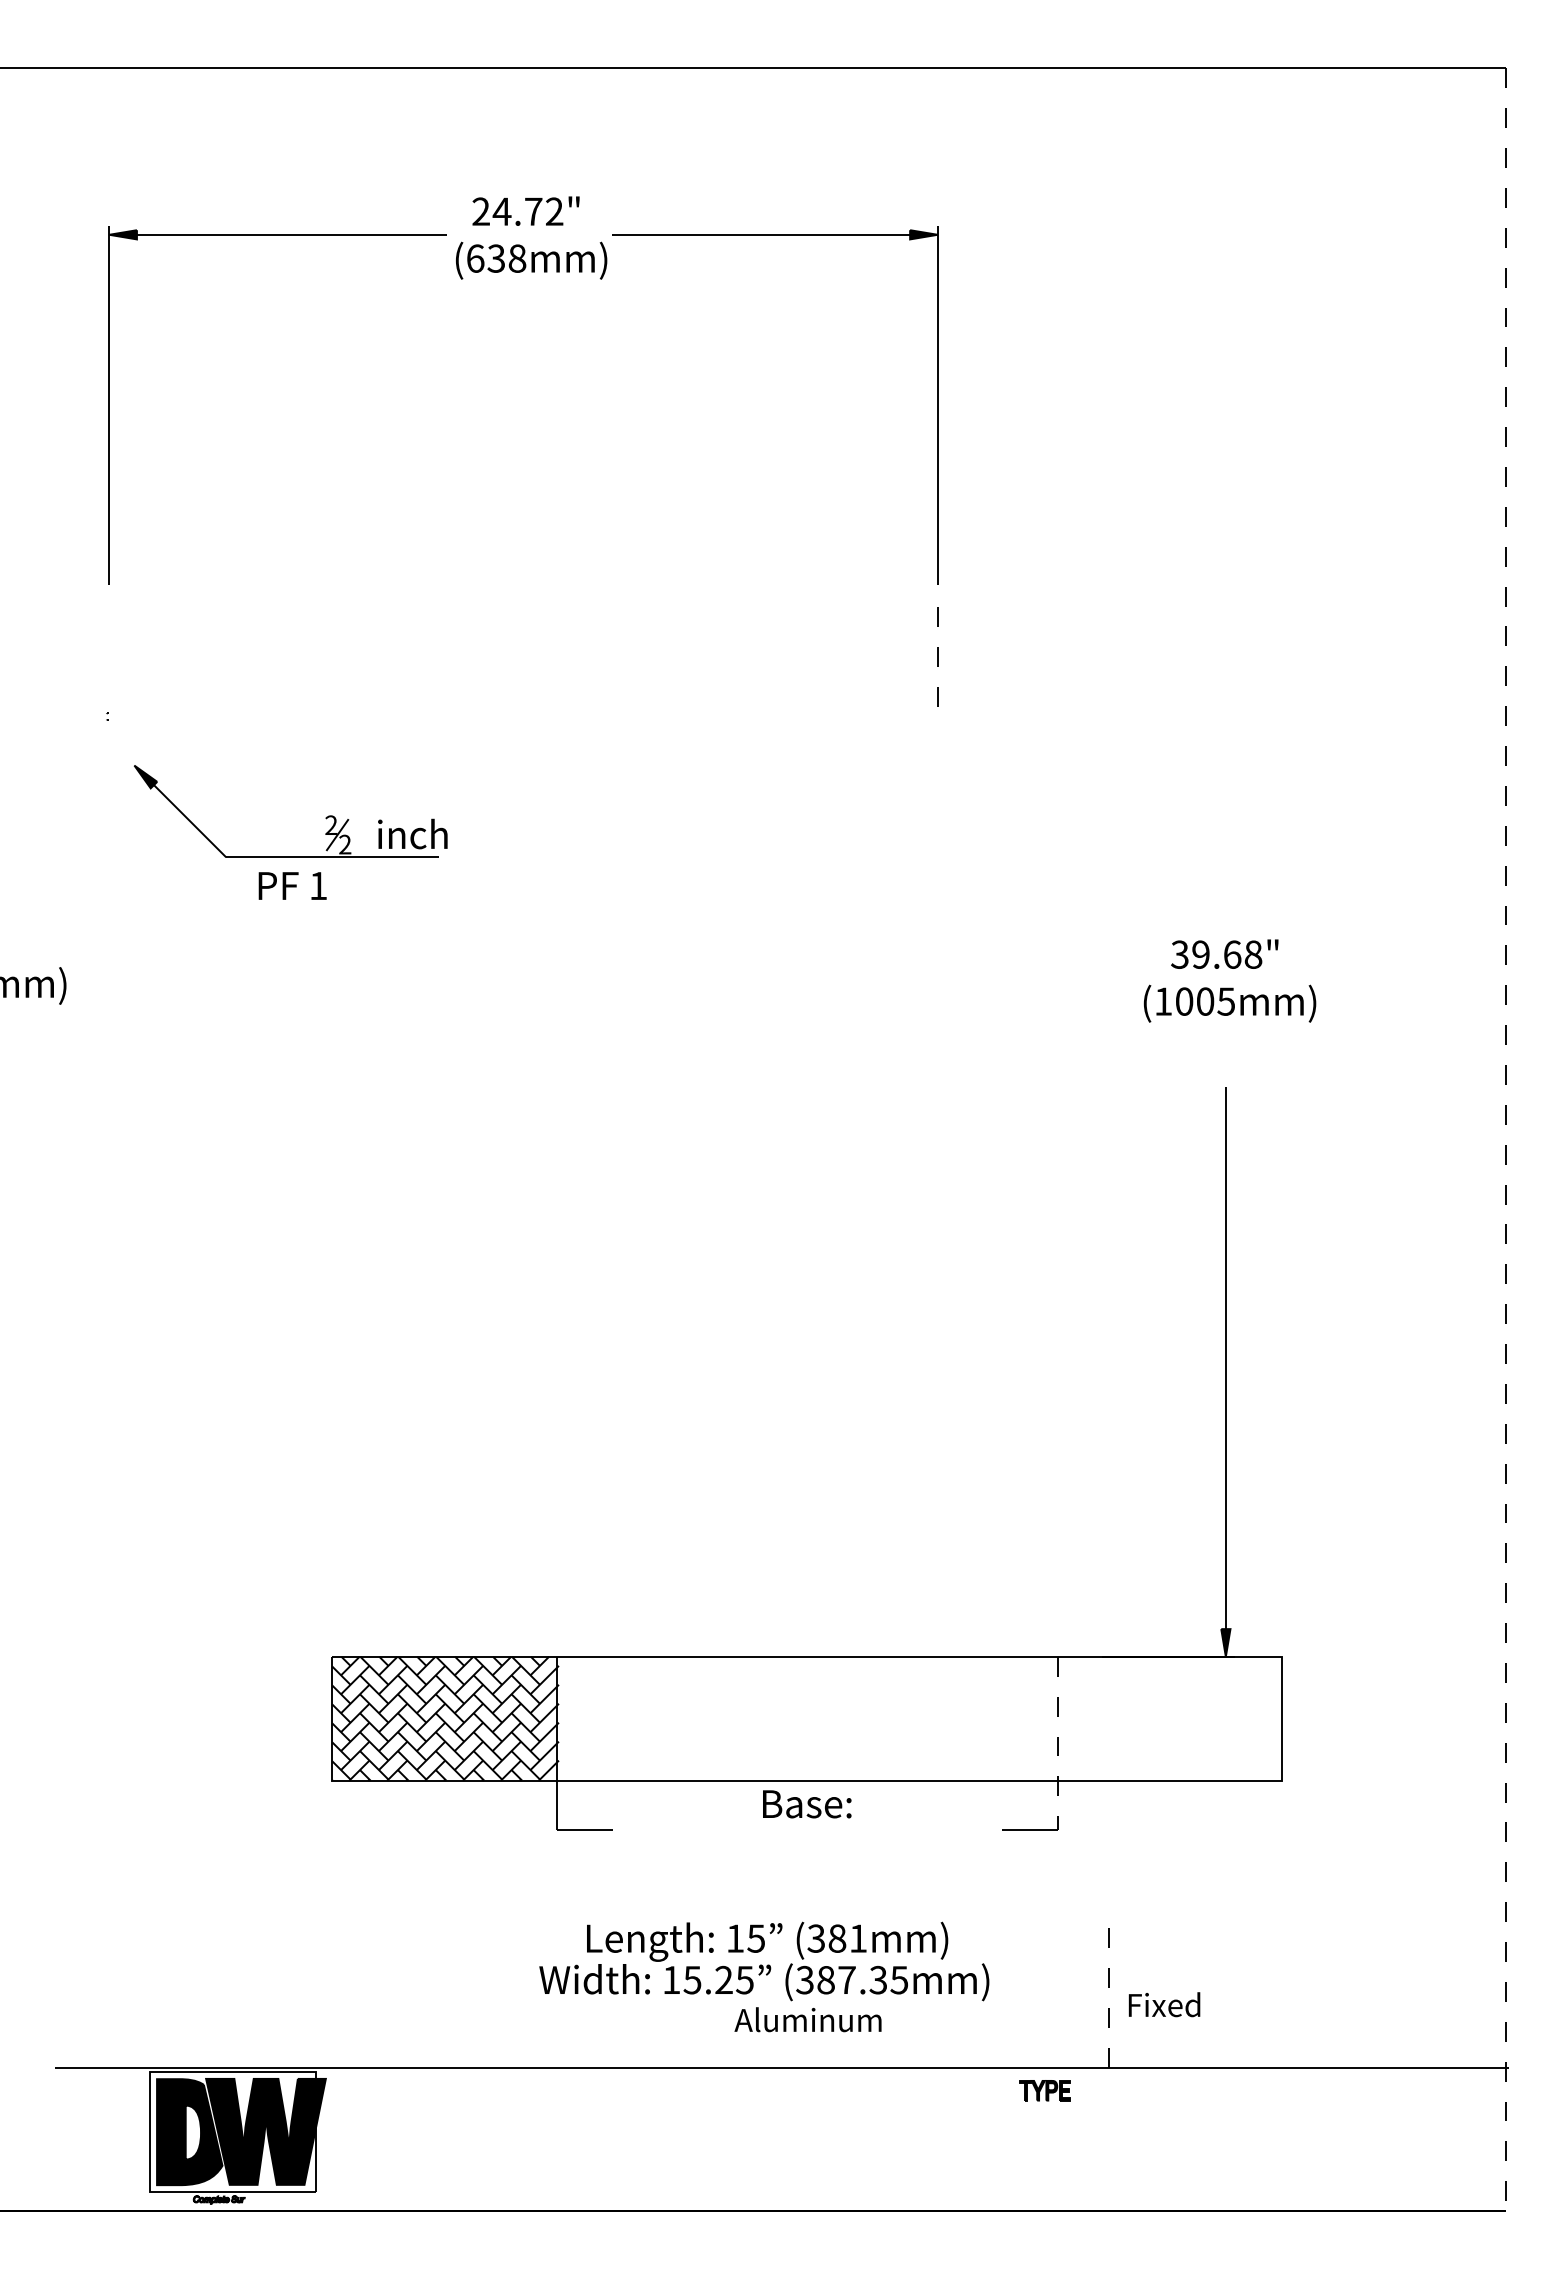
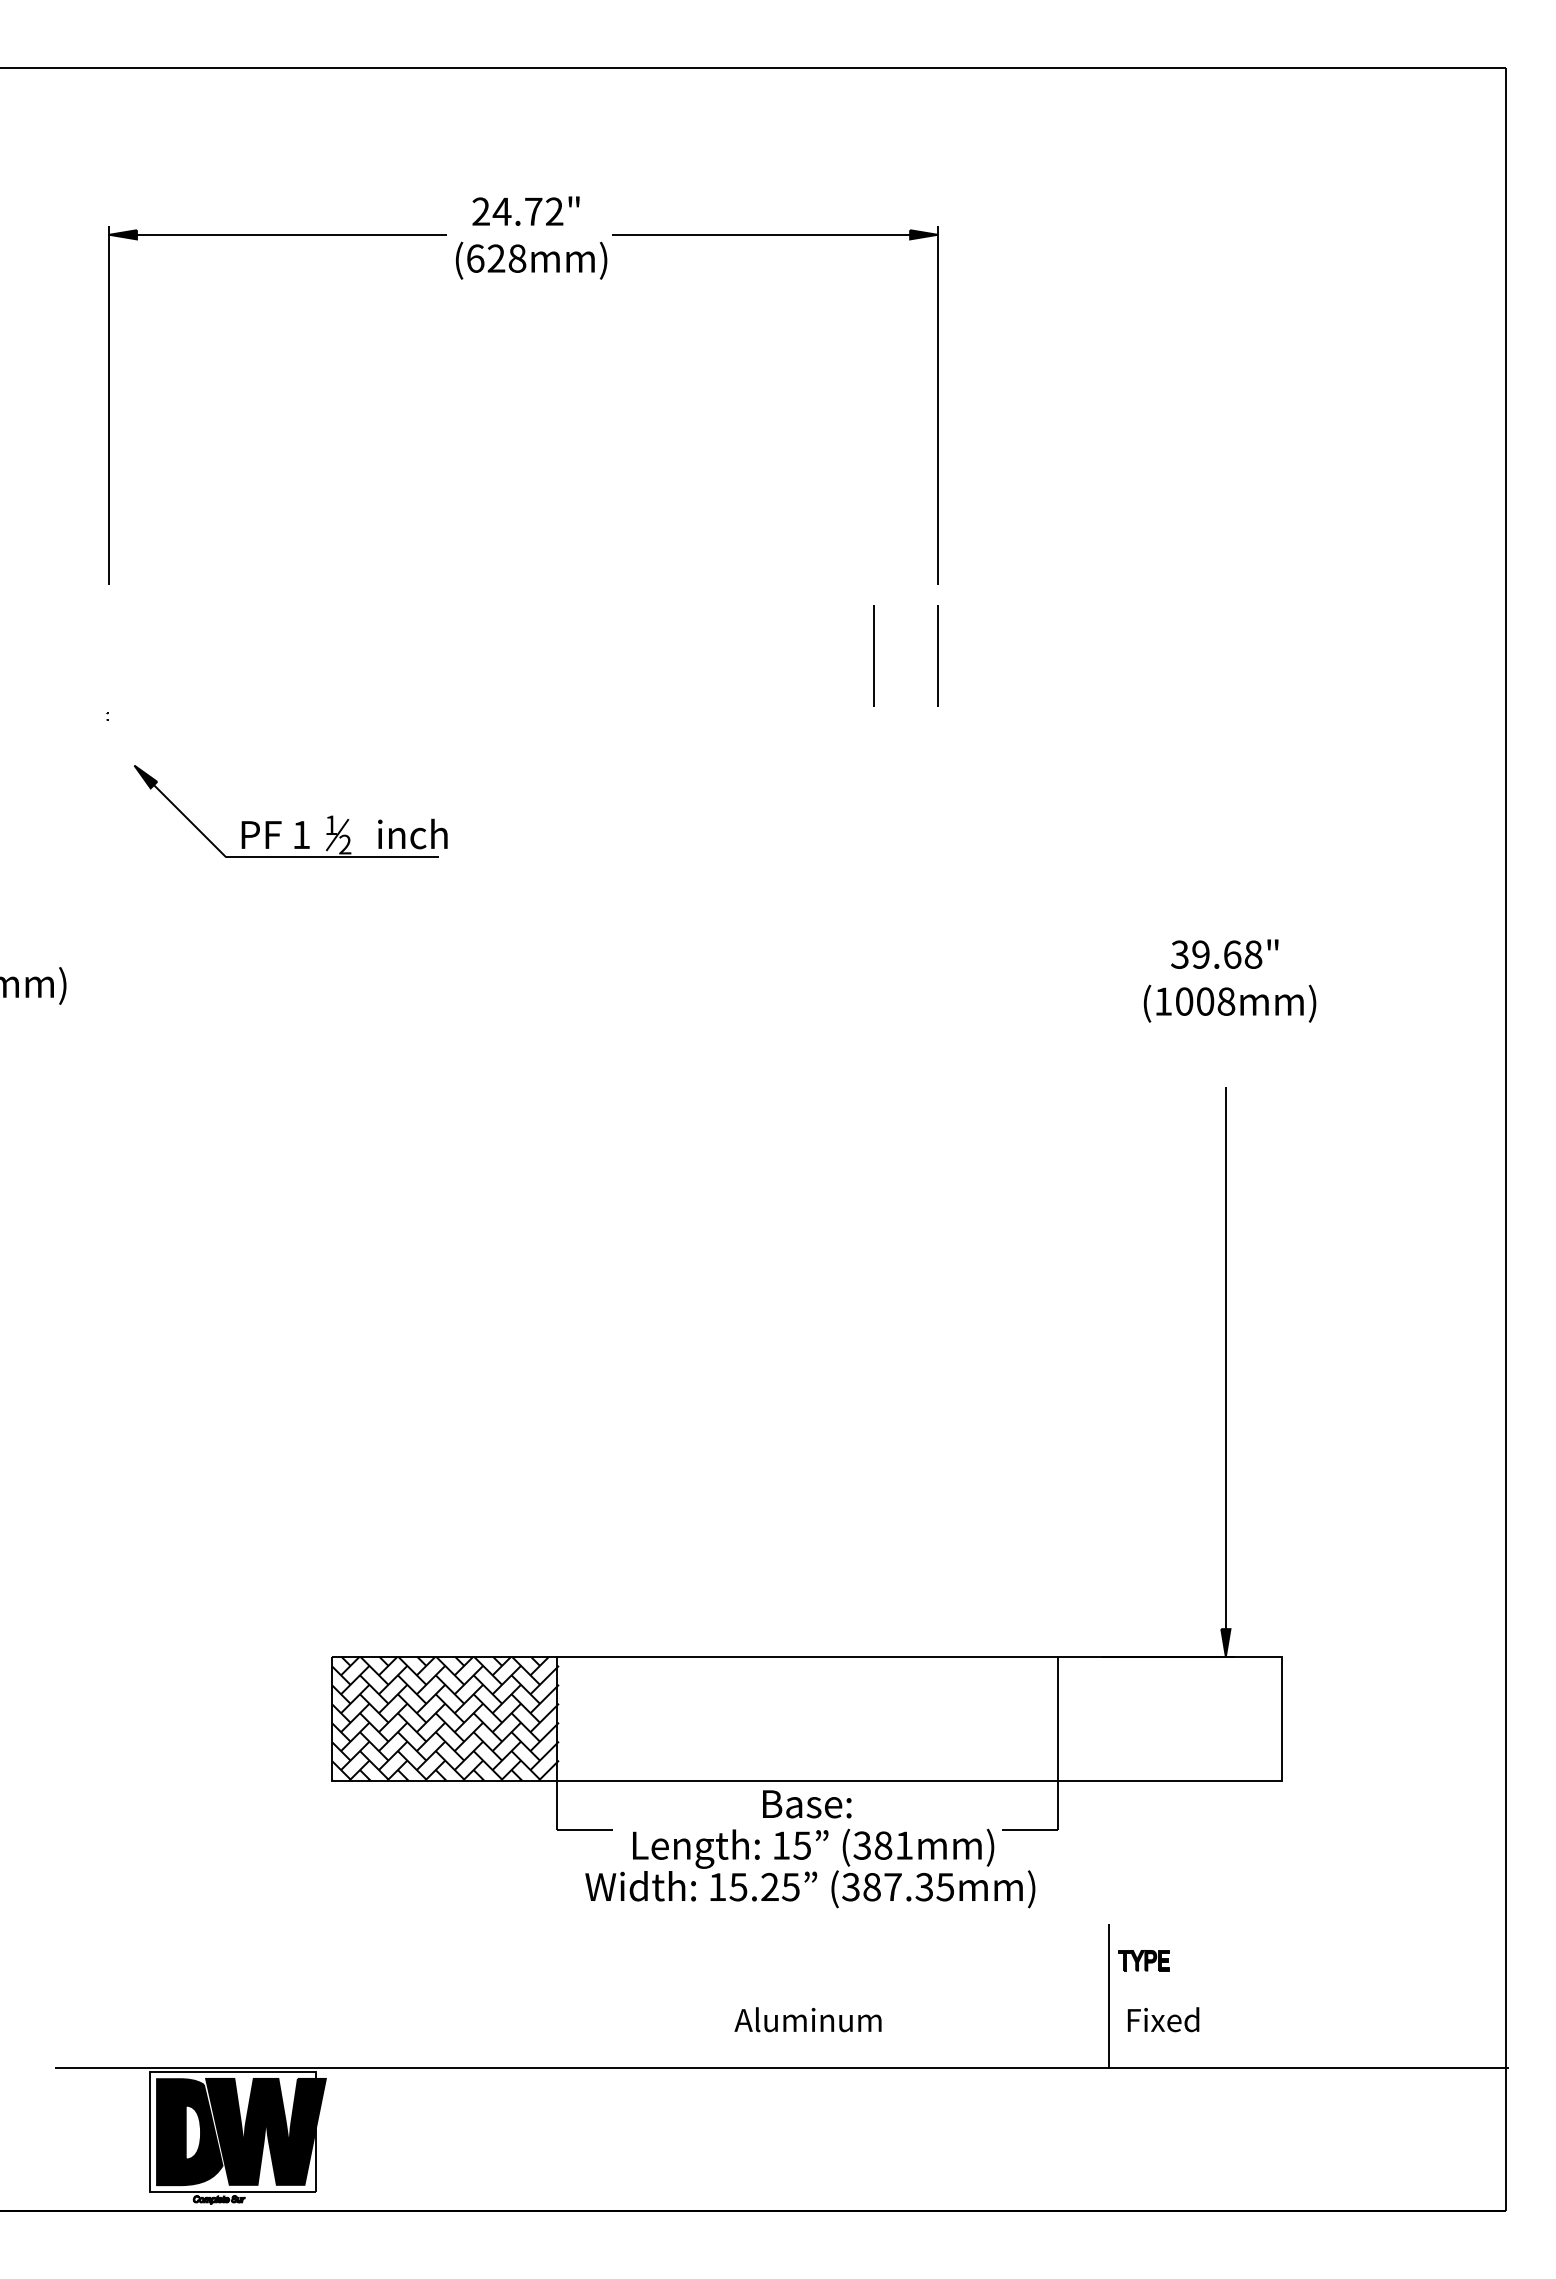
text: (638mm) -> (628mm) (496, 258)
line: none -> present (873, 655)
line: dashed -> solid (937, 655)
text: 2 -> 1 (331, 824)
text position: (292, 885) -> (275, 834) (275, 834)
text: (1005mm) -> (1008mm) (1226, 1001)
line: dashed -> solid (1506, 1139)
line: dashed -> solid (1057, 1743)
text position: (764, 1961) -> (810, 1868) (810, 1868)
line: dashed -> solid (1109, 1996)
text position: (1164, 2004) -> (1163, 2019) (1163, 2019)
part position: (1044, 2090) -> (1143, 1960) (1143, 1960)
